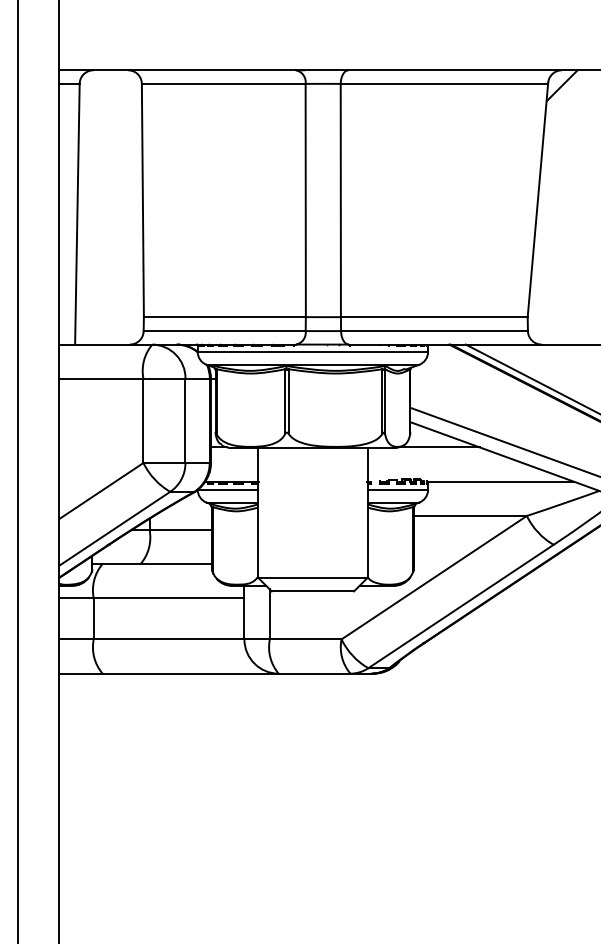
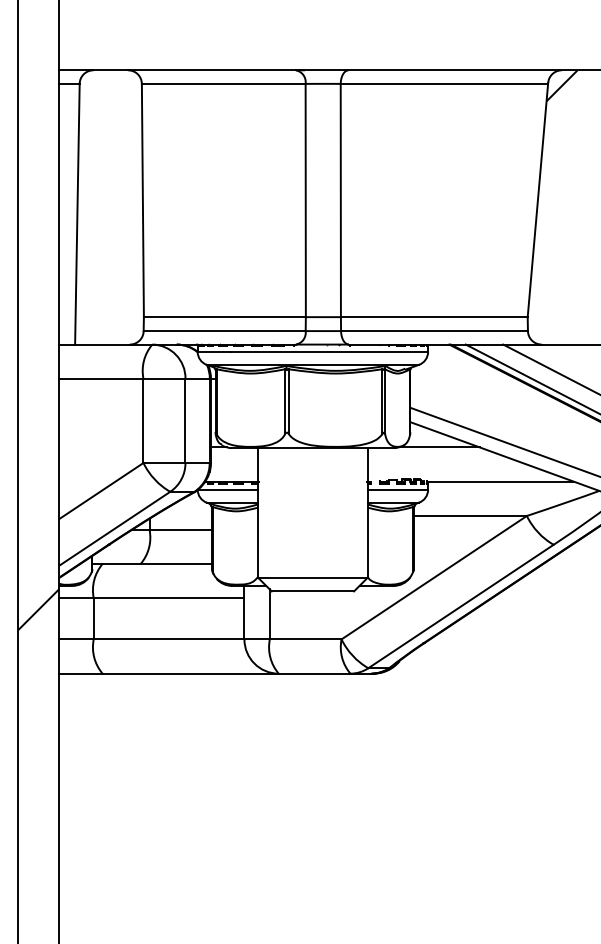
line: none -> present (550, 368)
hatch: none -> present (38, 609)
